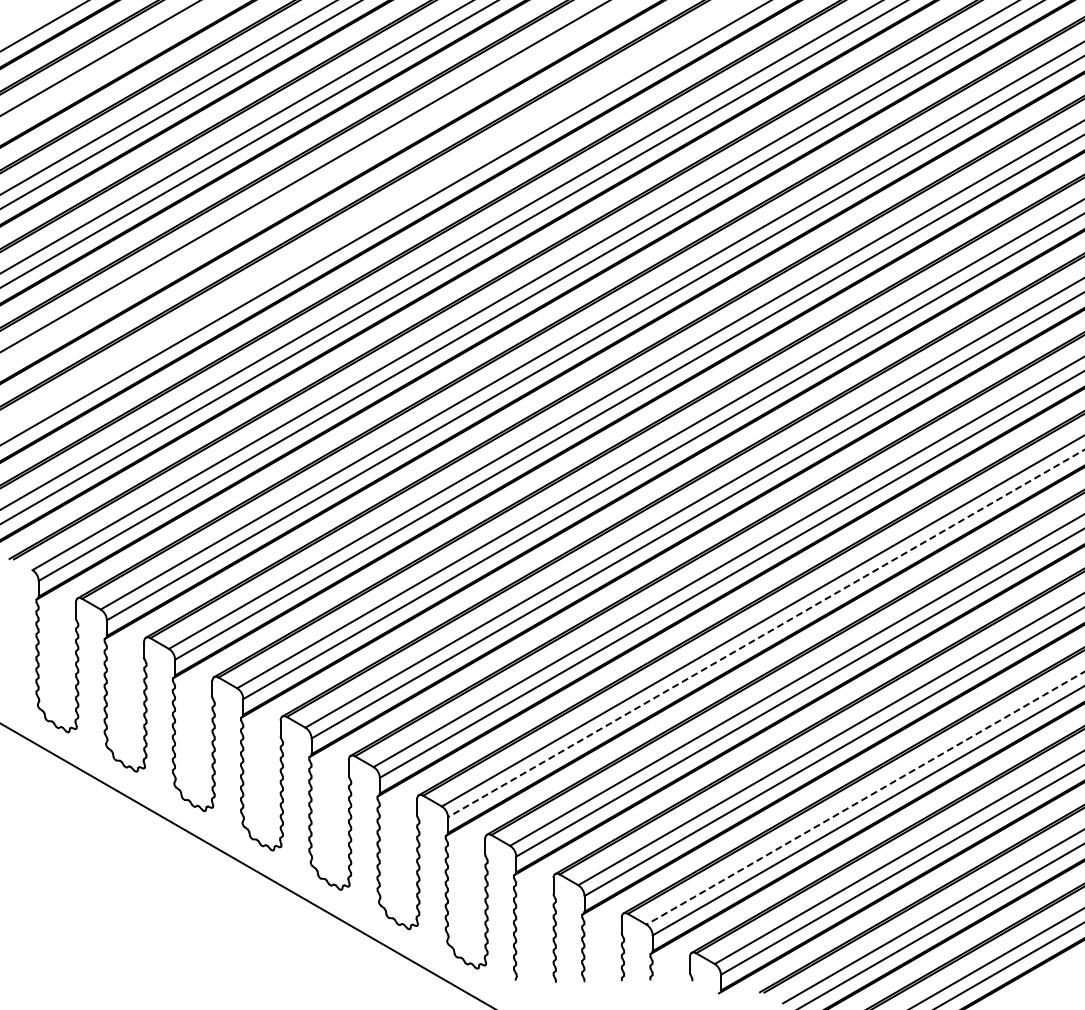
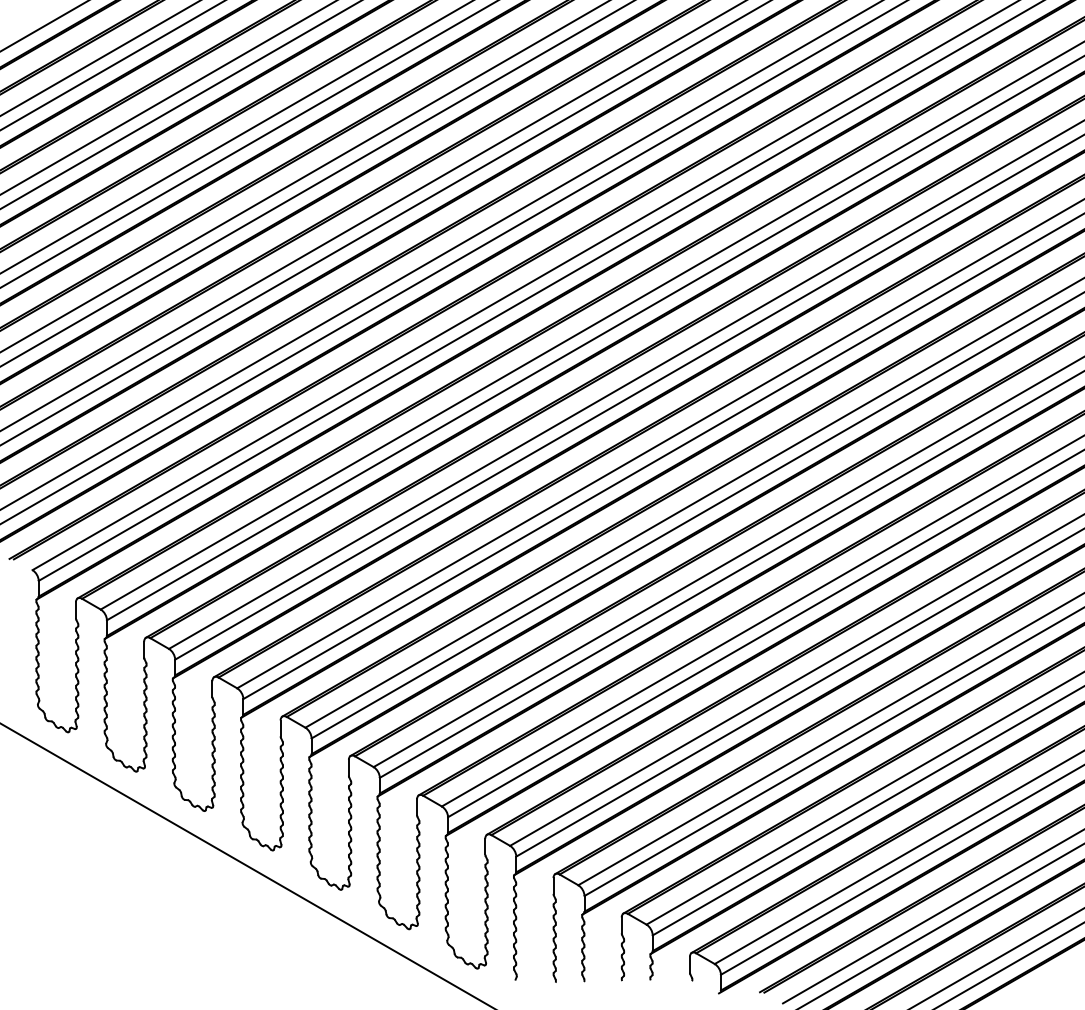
line: none -> present (112, 65)
line: none -> present (316, 183)
line: none -> present (372, 215)
line: dashed -> solid (765, 633)
line: dashed -> solid (865, 798)
